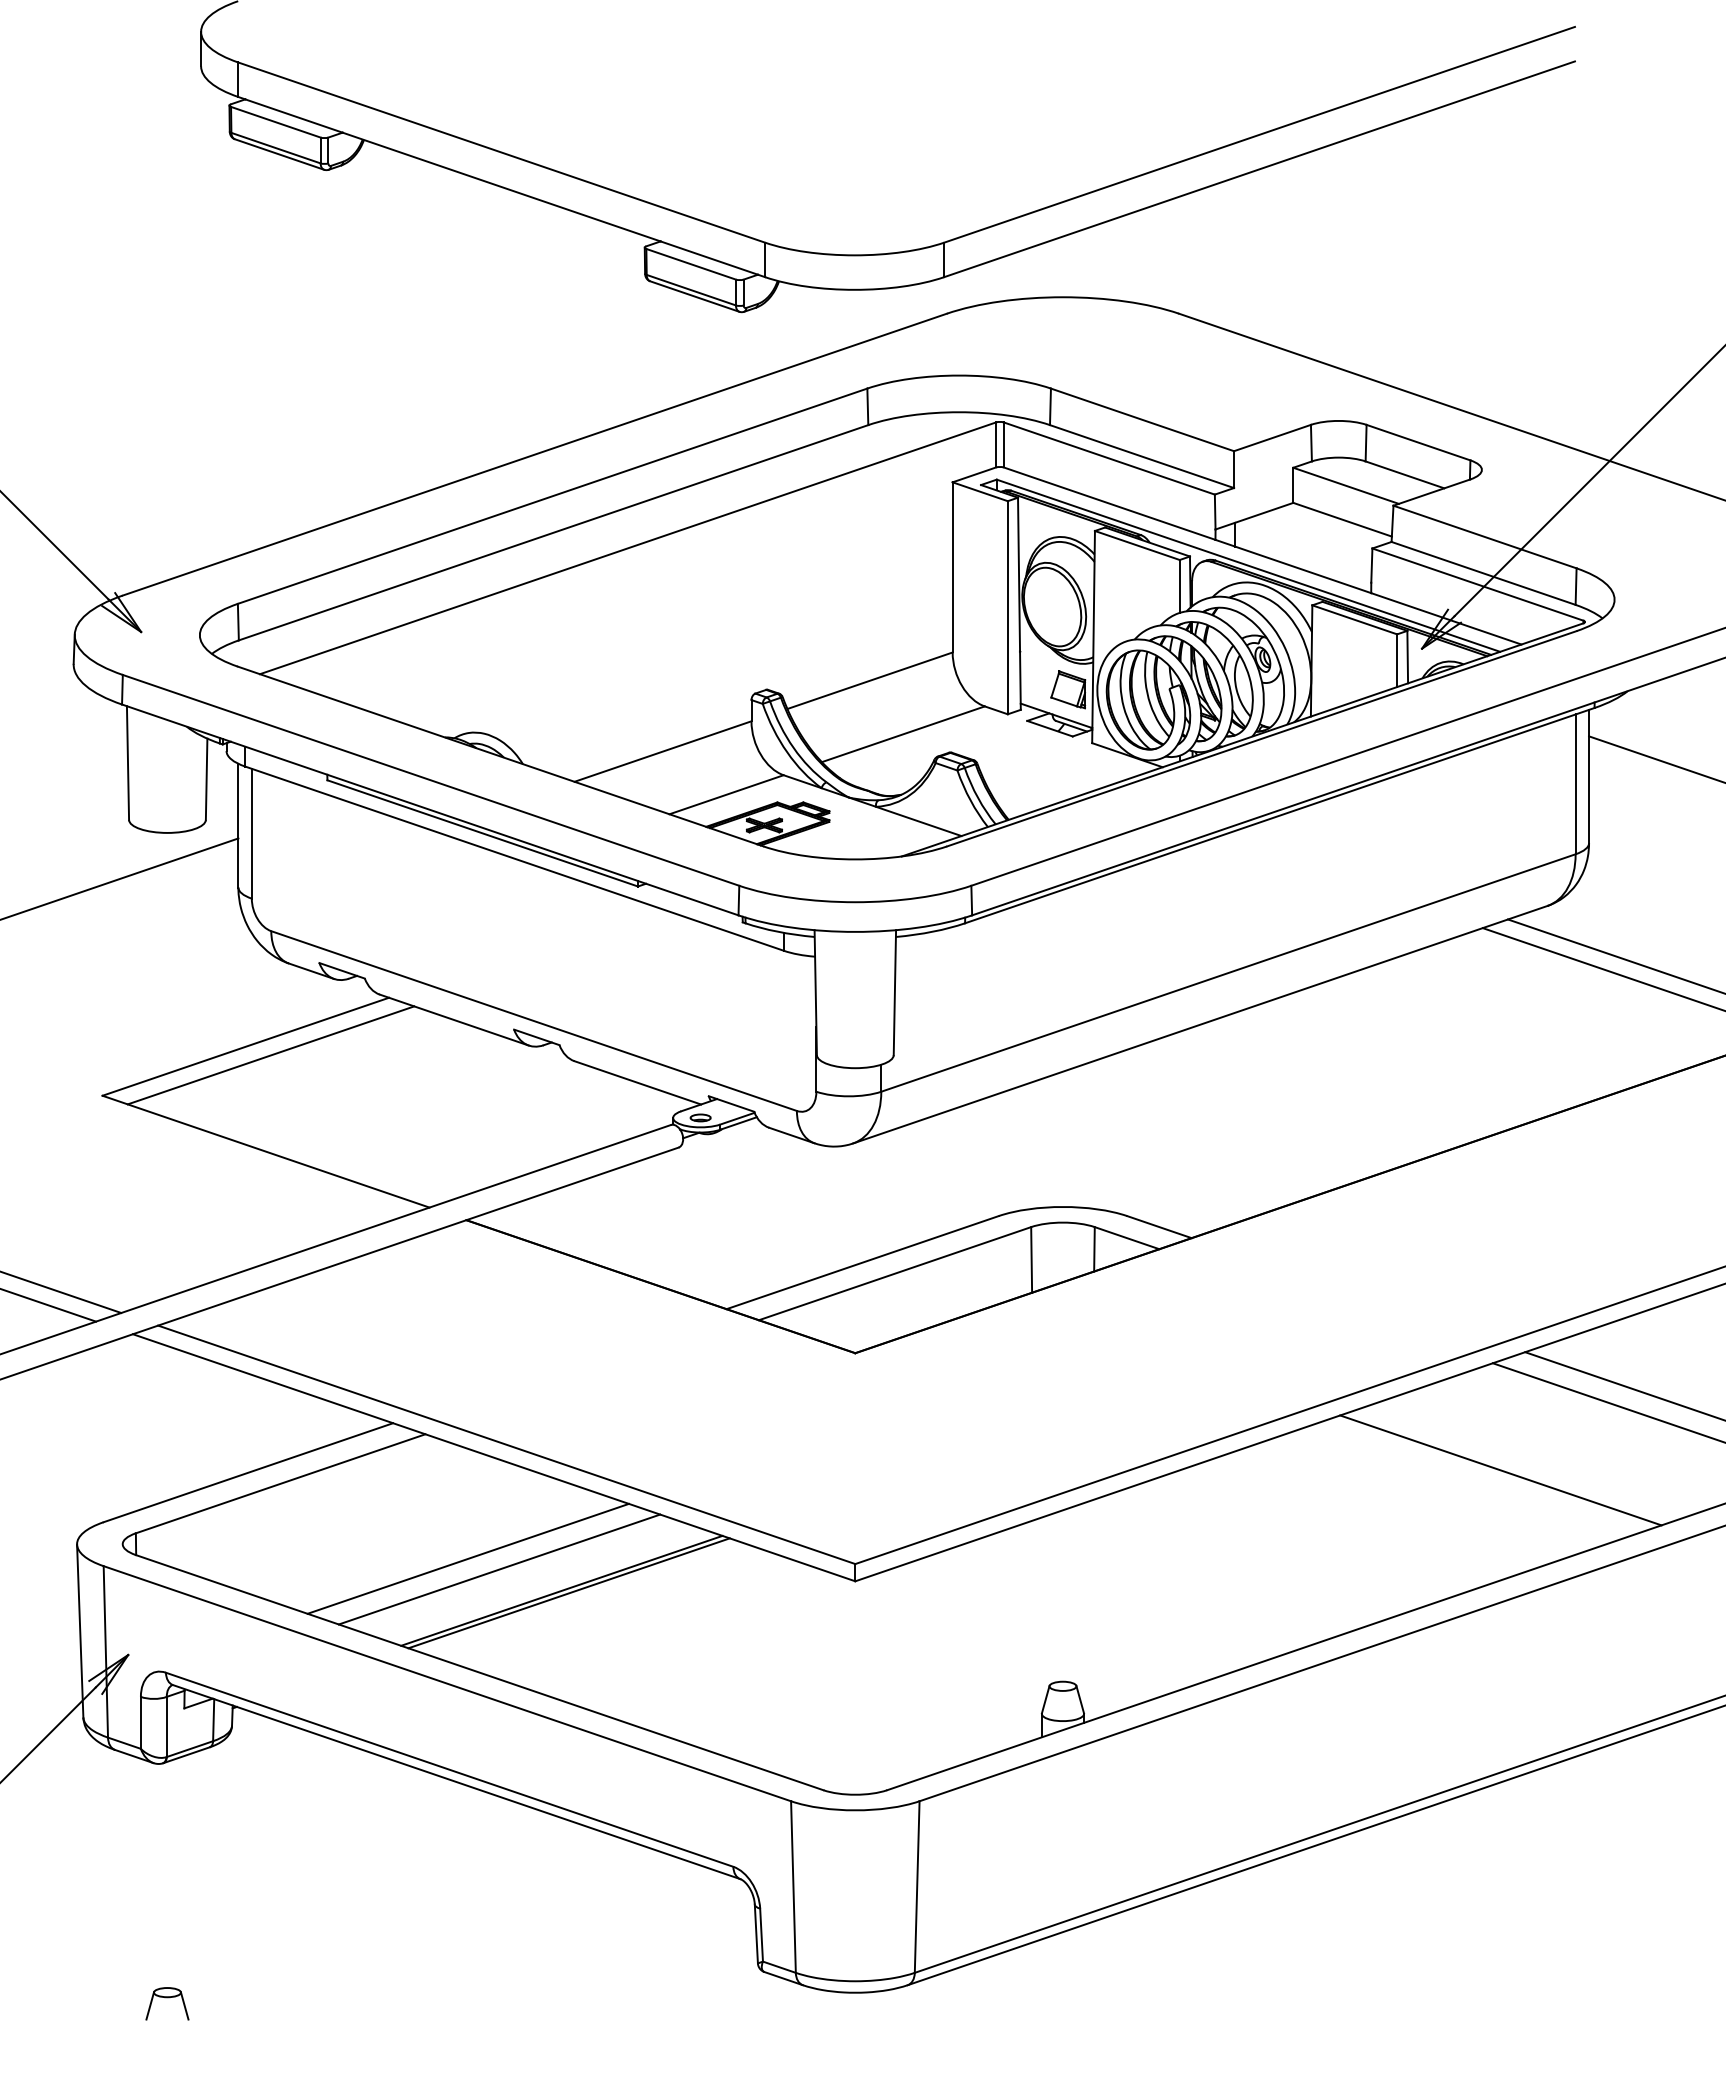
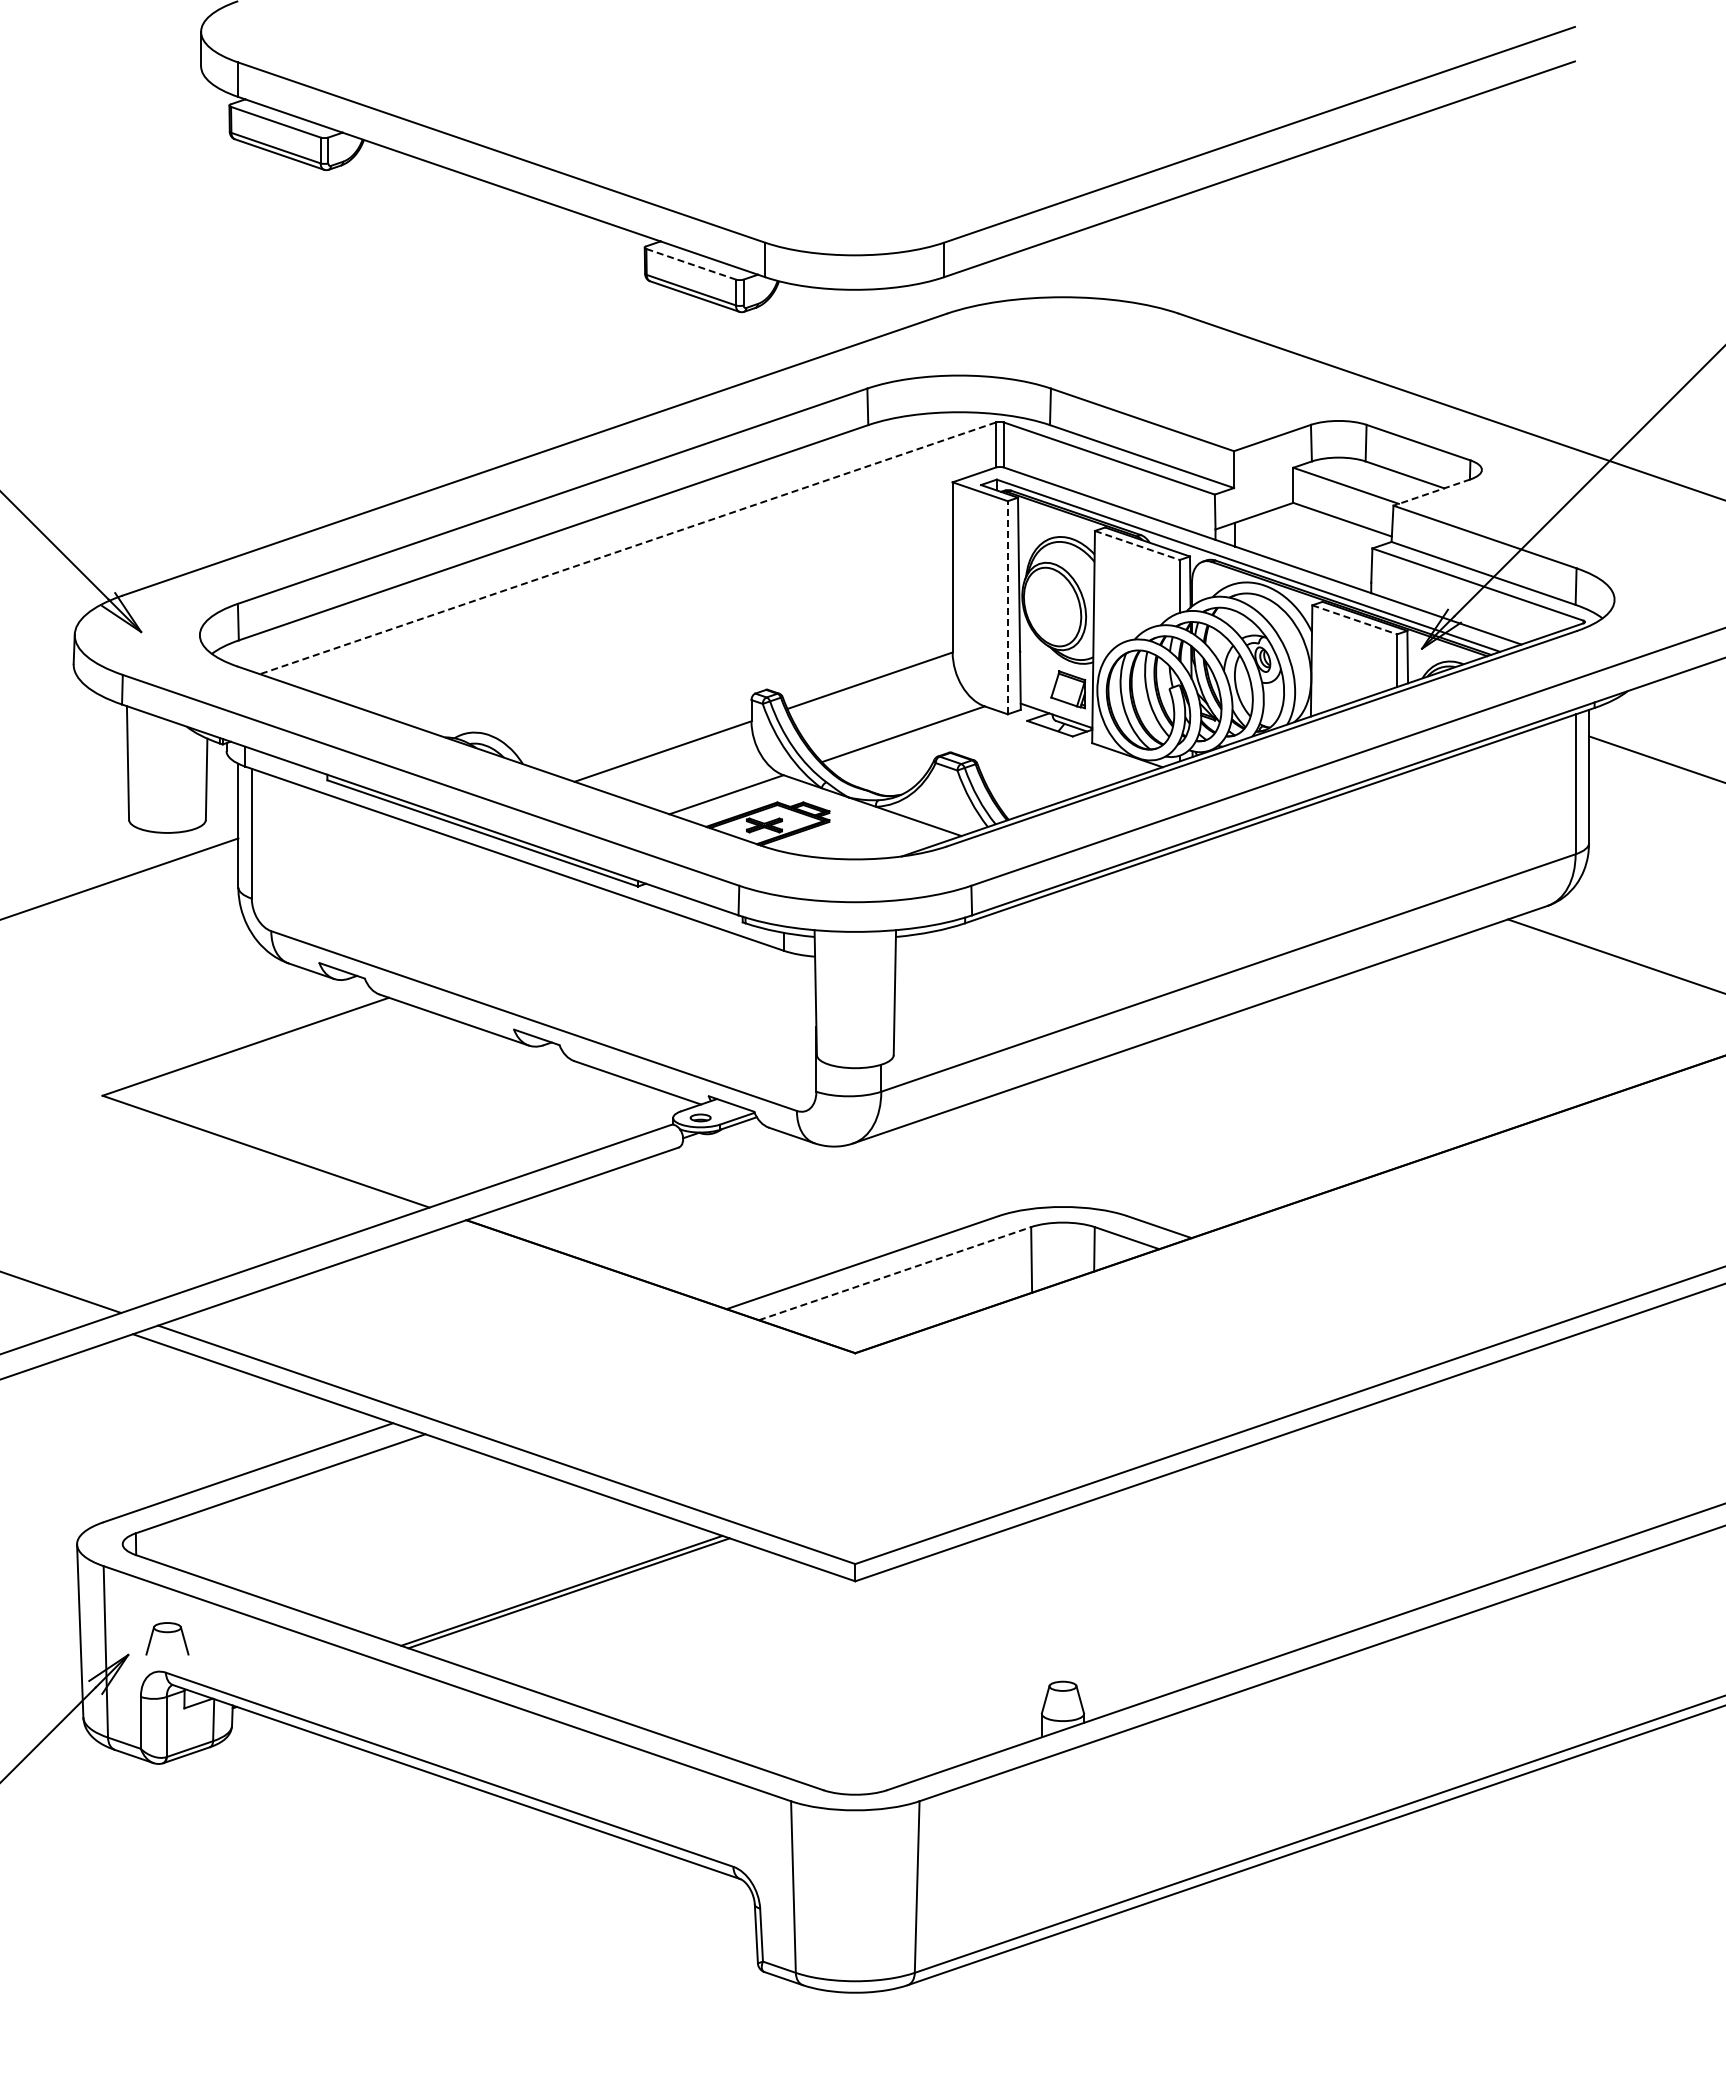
line: solid -> dashed (691, 264)
line: solid -> dashed (1431, 492)
line: solid -> dashed (1137, 545)
line: solid -> dashed (628, 548)
line: solid -> dashed (1007, 607)
line: solid -> dashed (1354, 619)
line: present -> none (1602, 969)
line: present -> none (270, 1055)
line: solid -> dashed (895, 1273)
line: present -> none (49, 1305)
line: present -> none (1623, 1385)
line: present -> none (1607, 1402)
line: present -> none (1500, 1470)
line: present -> none (467, 1558)
line: present -> none (499, 1569)
part position: (167, 2003) -> (167, 1638) (167, 1638)
